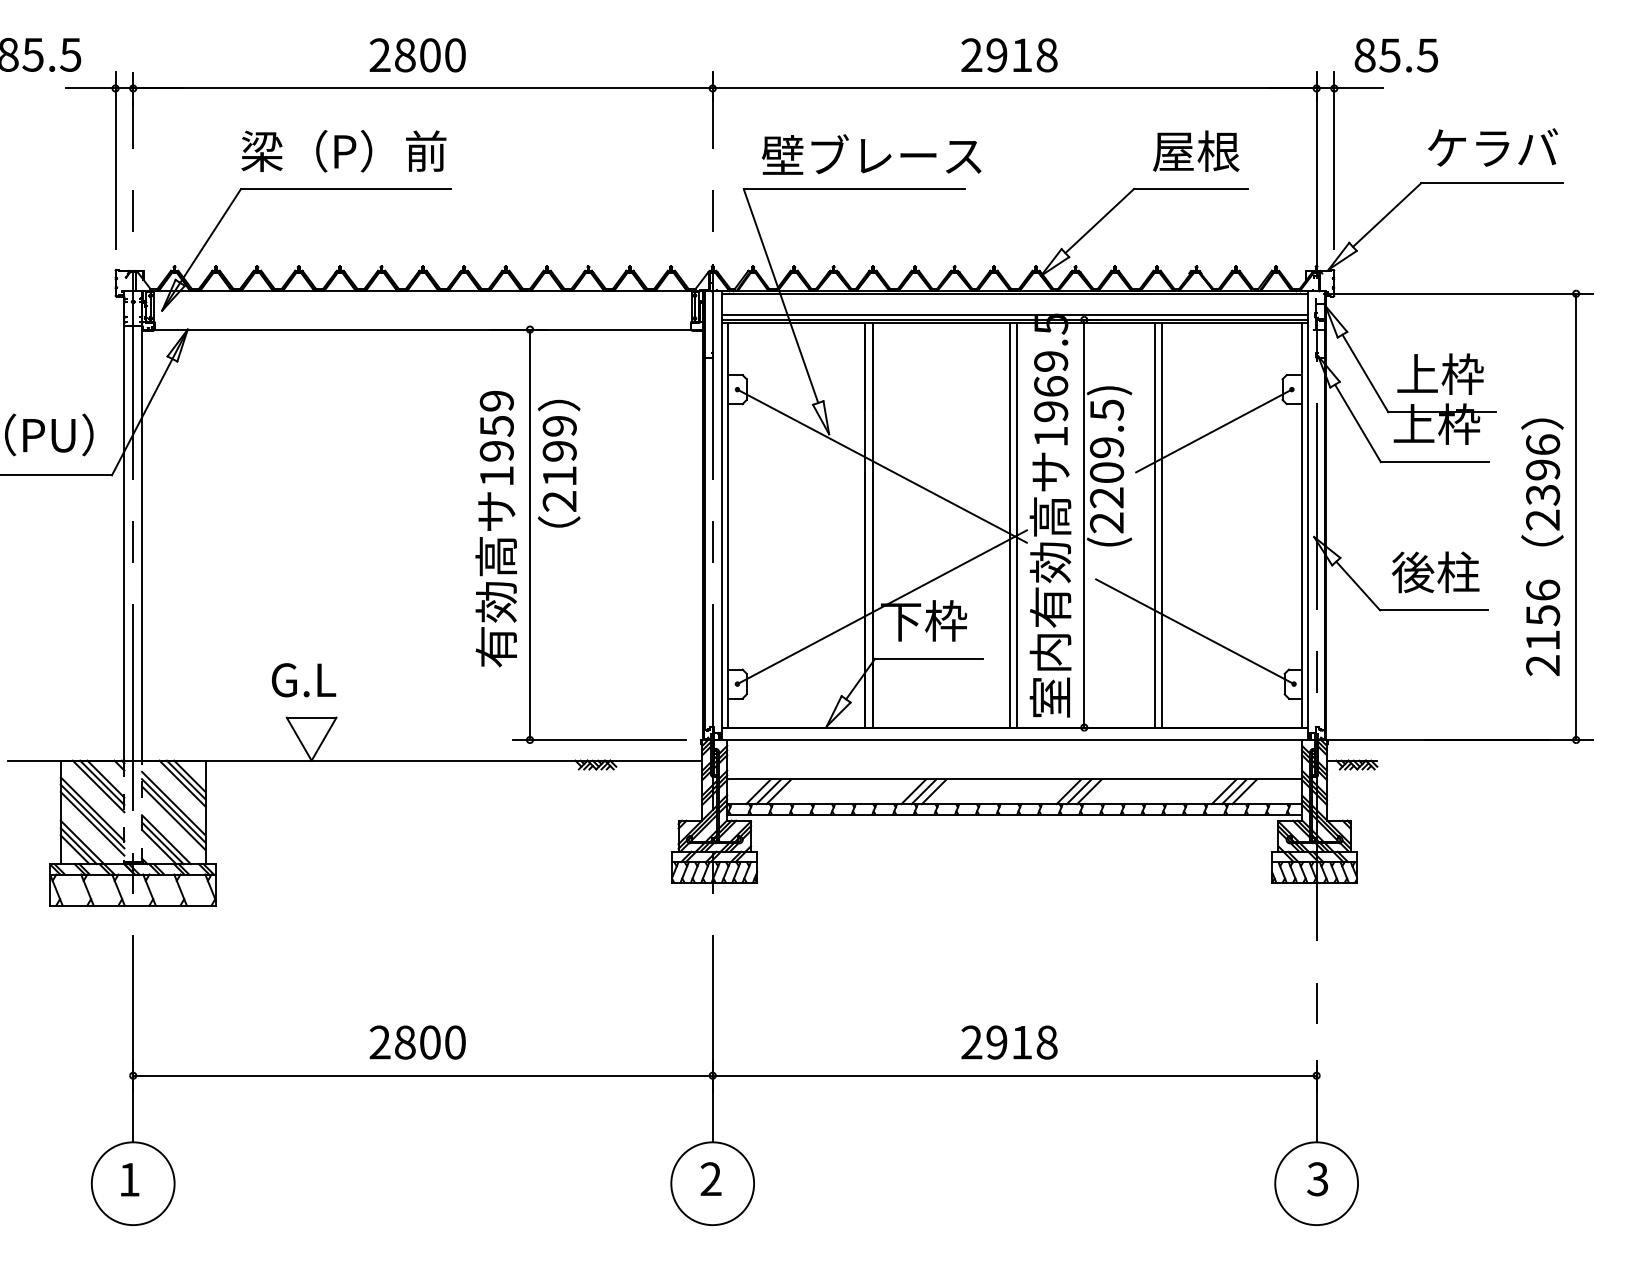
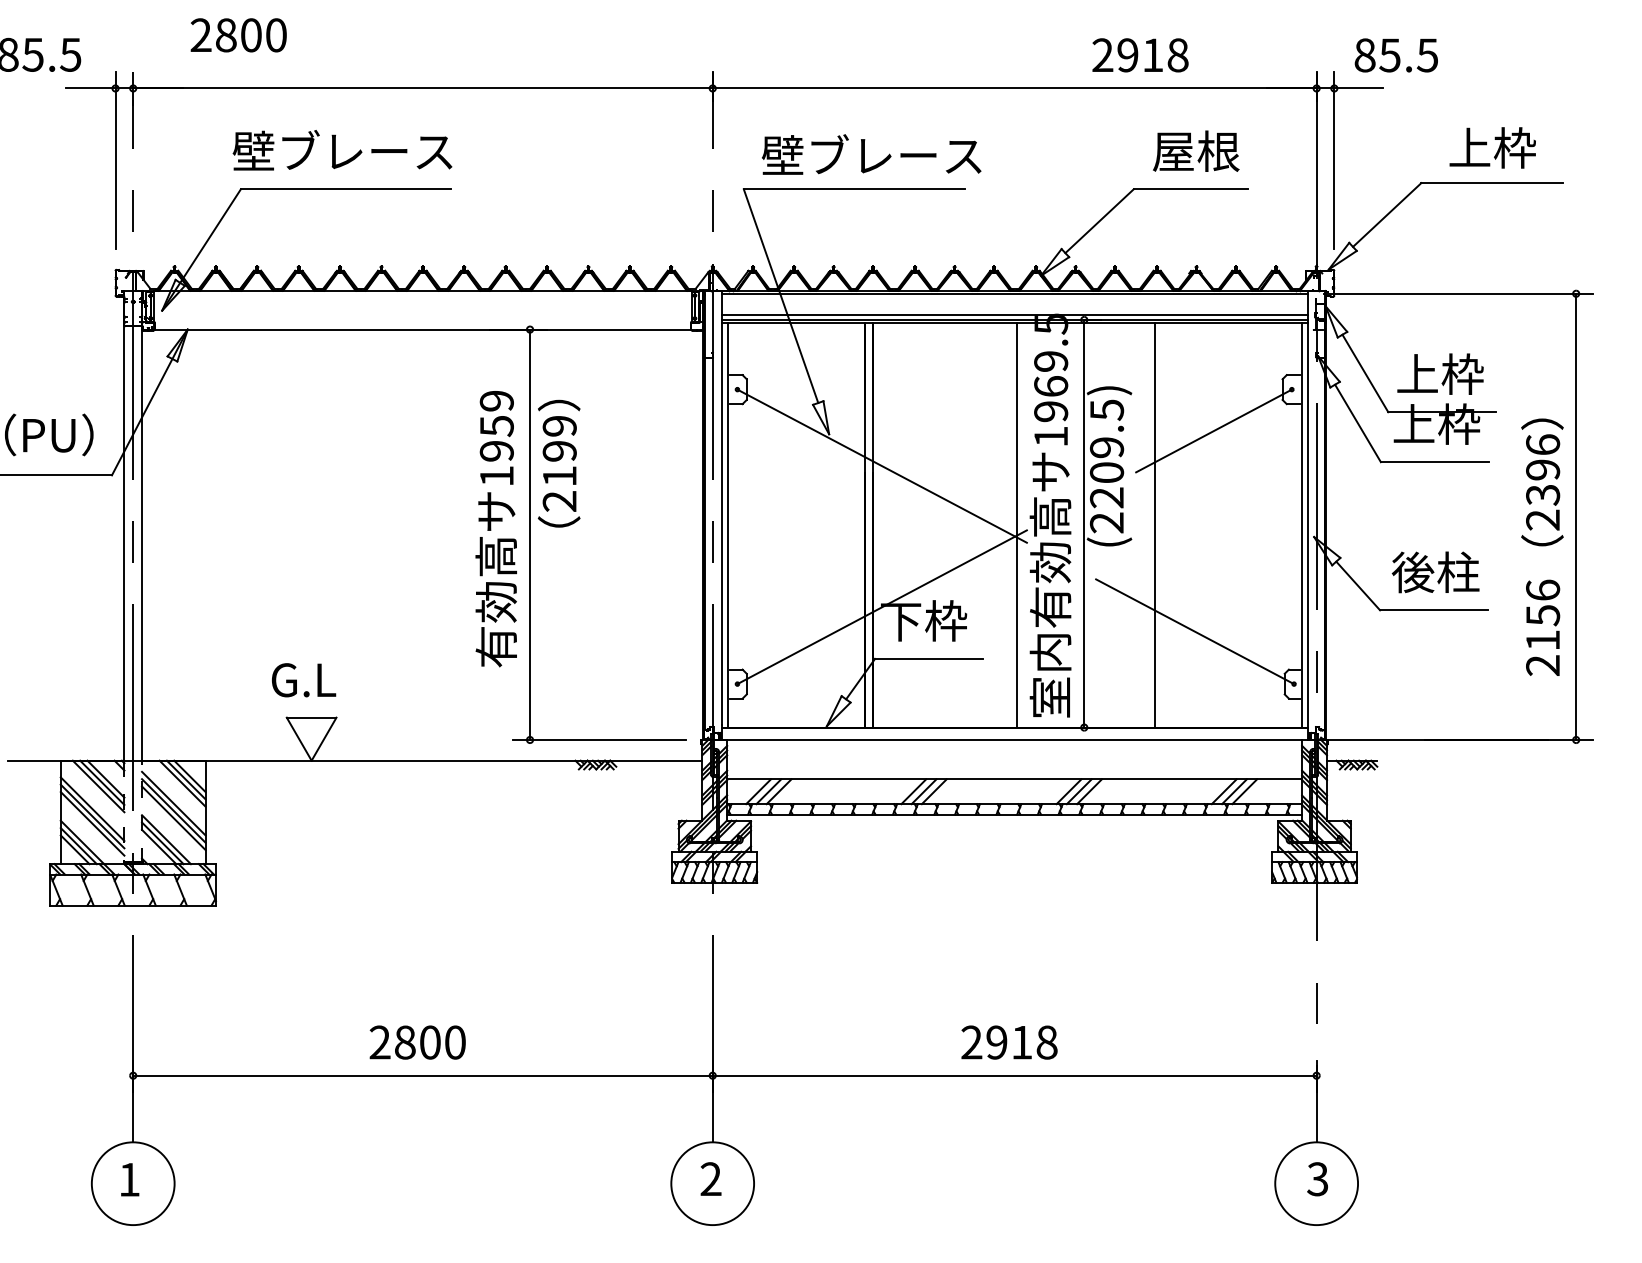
text position: (417, 55) -> (238, 35) (238, 35)
text position: (1009, 55) -> (1140, 55) (1140, 55)
text: ケラバ -> 上枠 (1493, 147)
text: 梁（P）前 -> 壁ブレース (342, 151)
line: present -> none (1009, 525)
line: present -> none (1162, 525)
